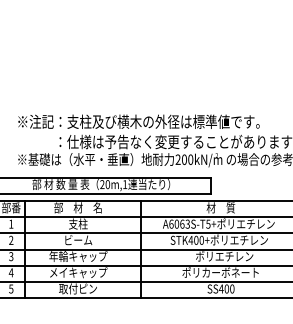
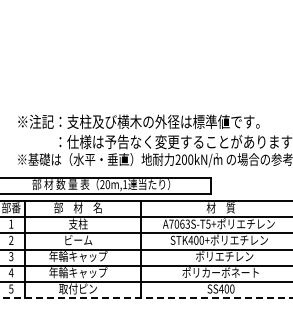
text: A6063S-T5+ -> A7063S-T5+ (171, 223)
text: メイキャップ -> 年輪キャップ (58, 272)
line: solid -> dashed (146, 298)
